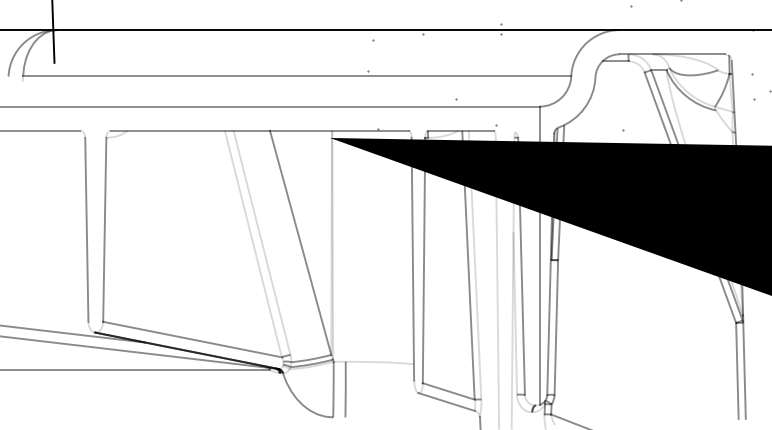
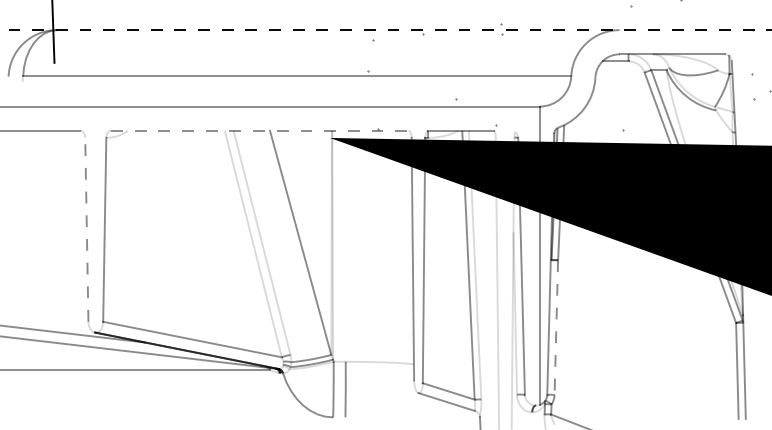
line: solid -> dashed (386, 30)
line: solid -> dashed (259, 130)
line: solid -> dashed (86, 229)
line: solid -> dashed (556, 328)
